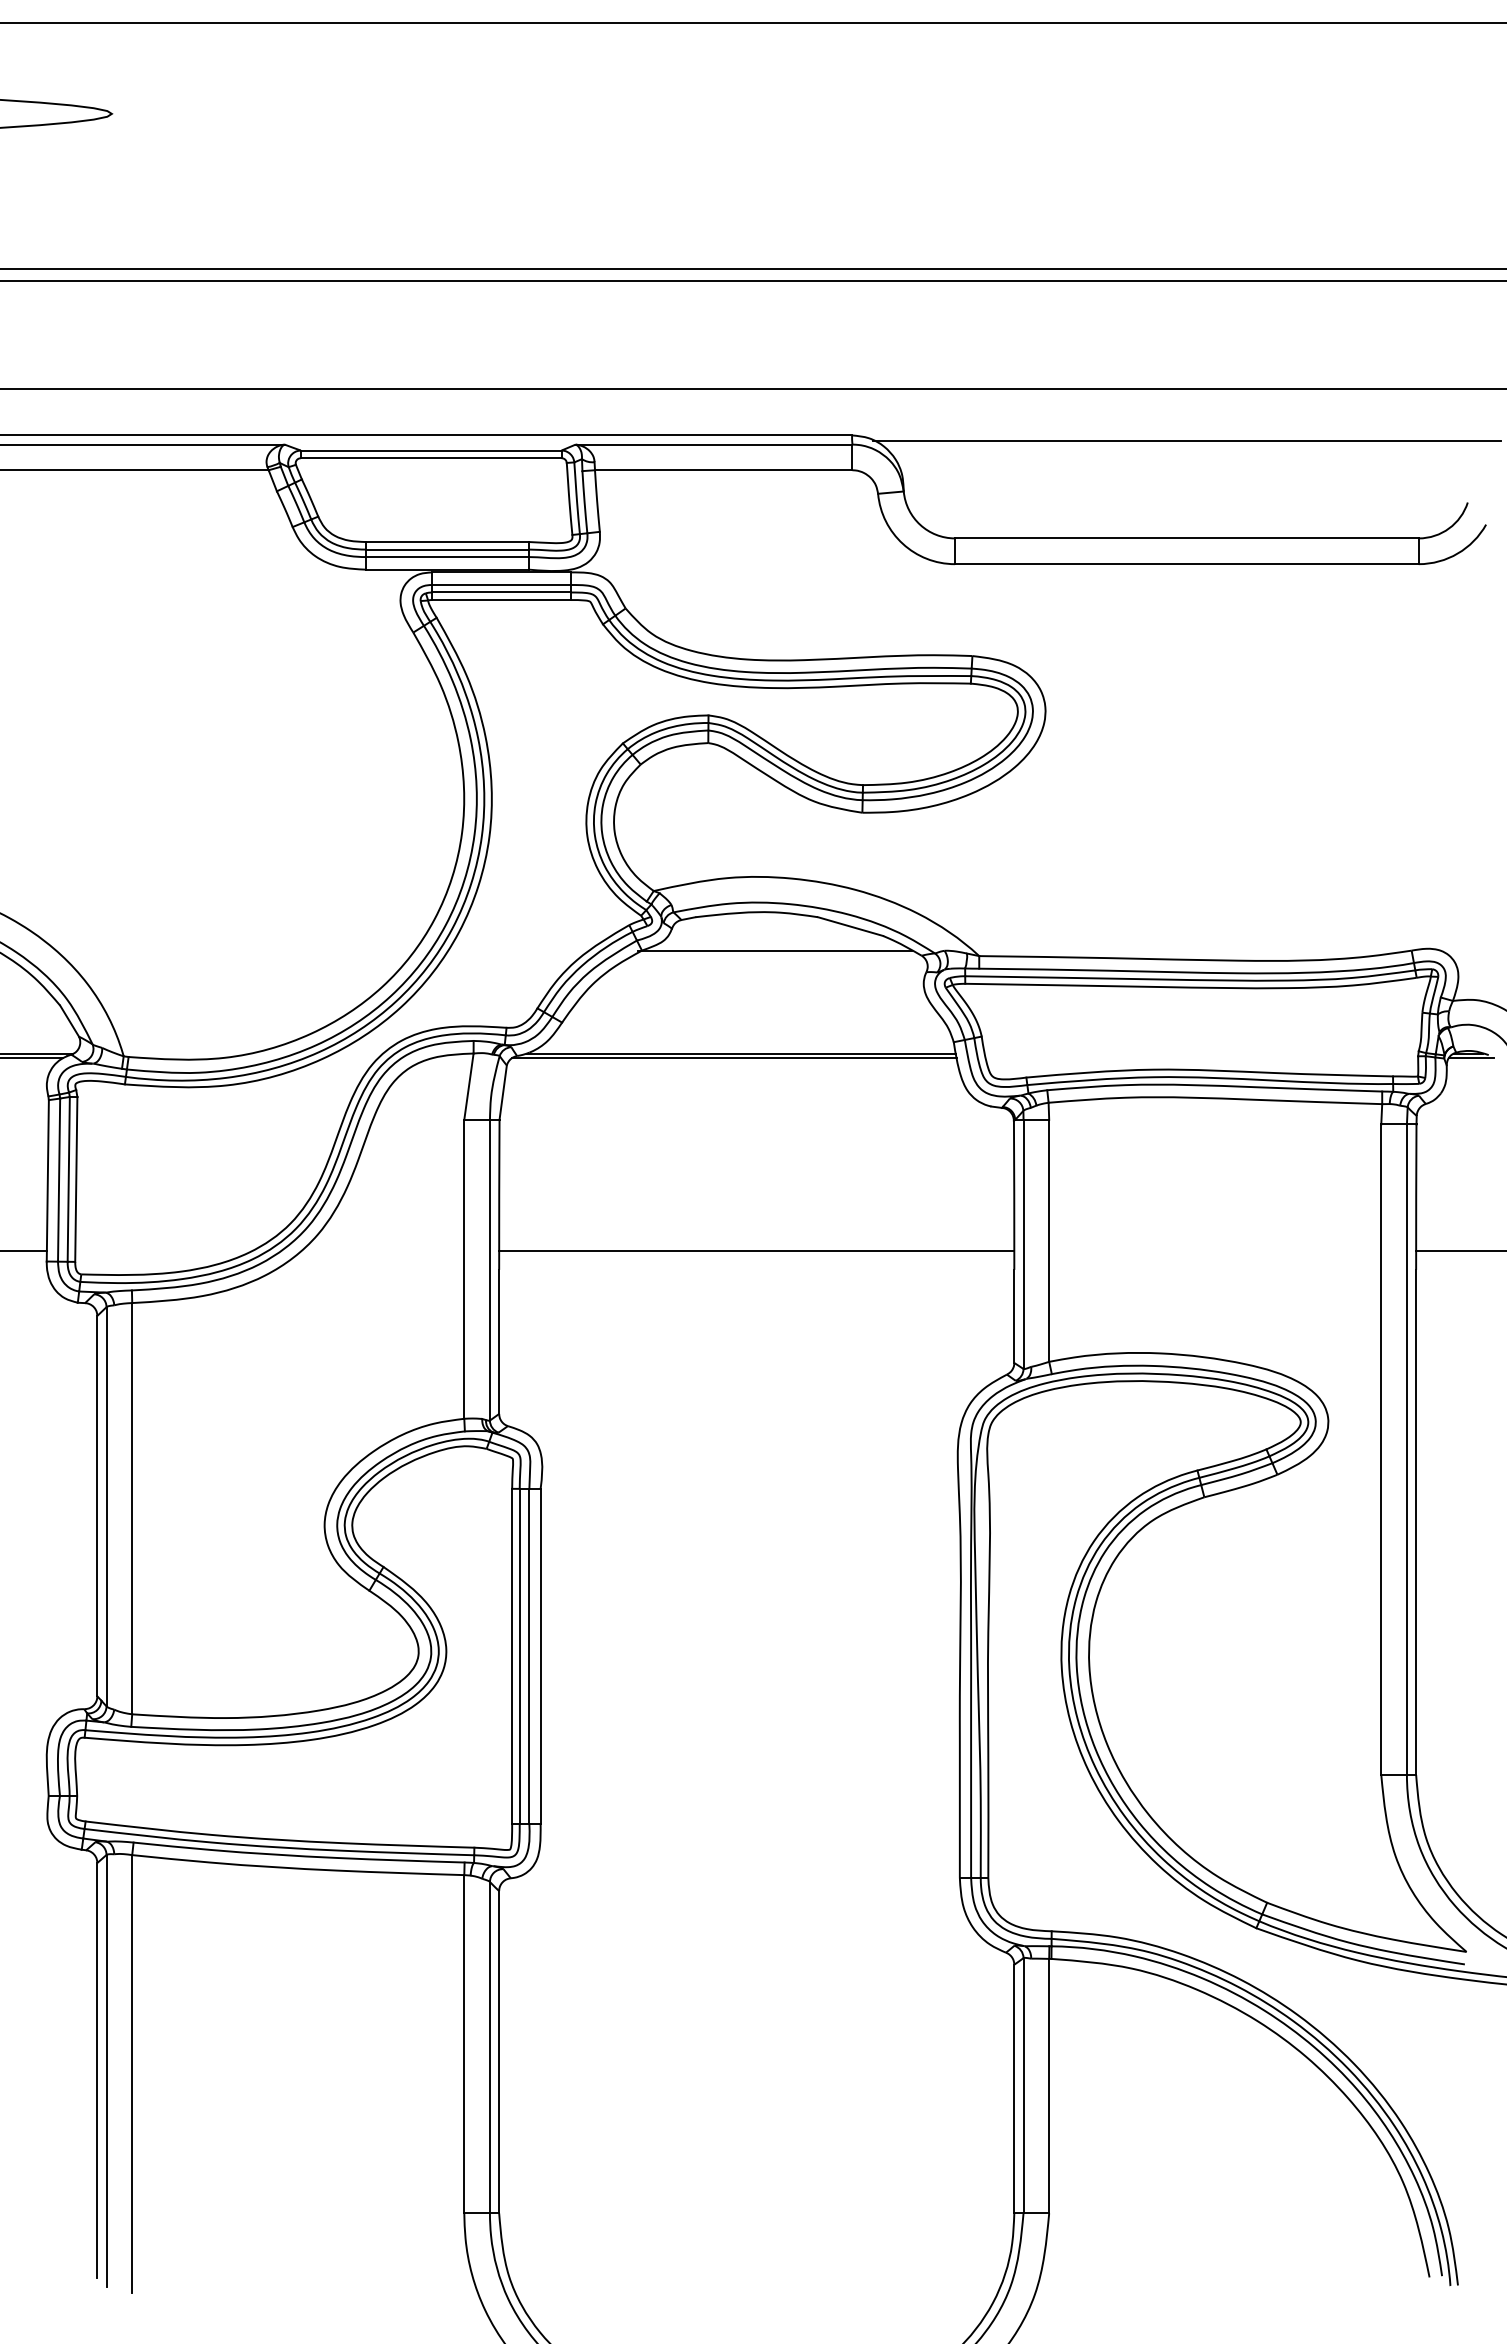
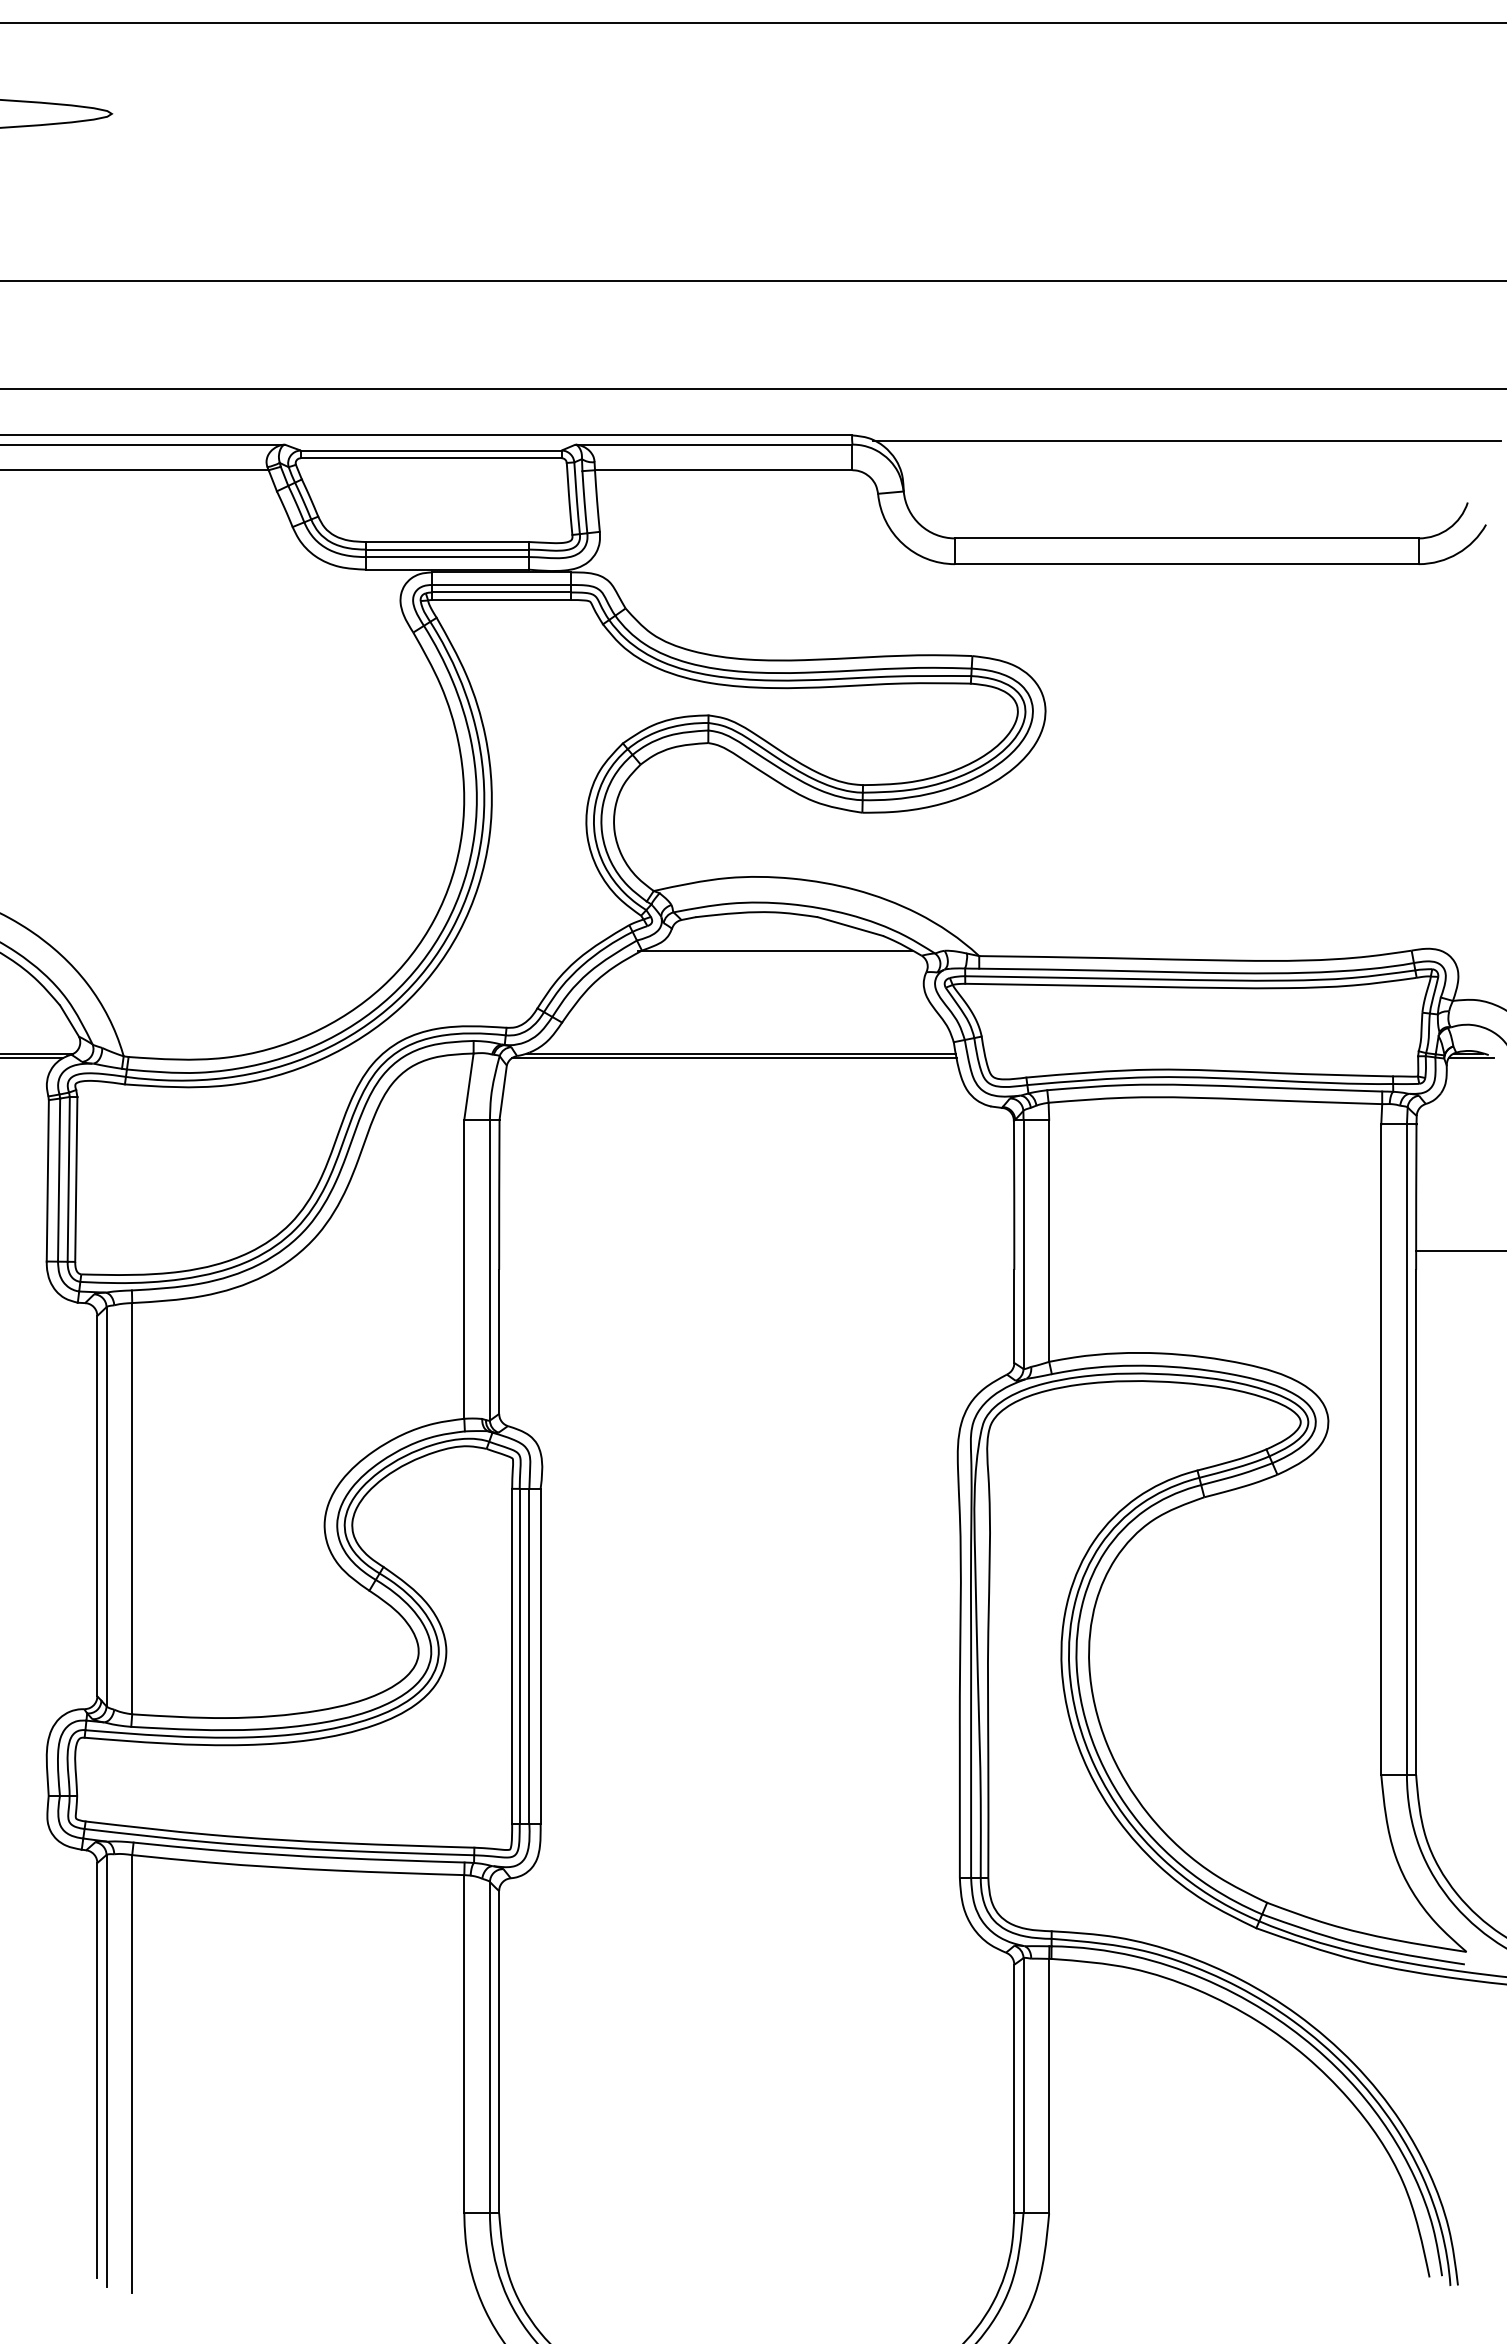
line: present -> none (752, 269)
line: present -> none (24, 1250)
line: present -> none (756, 1250)
